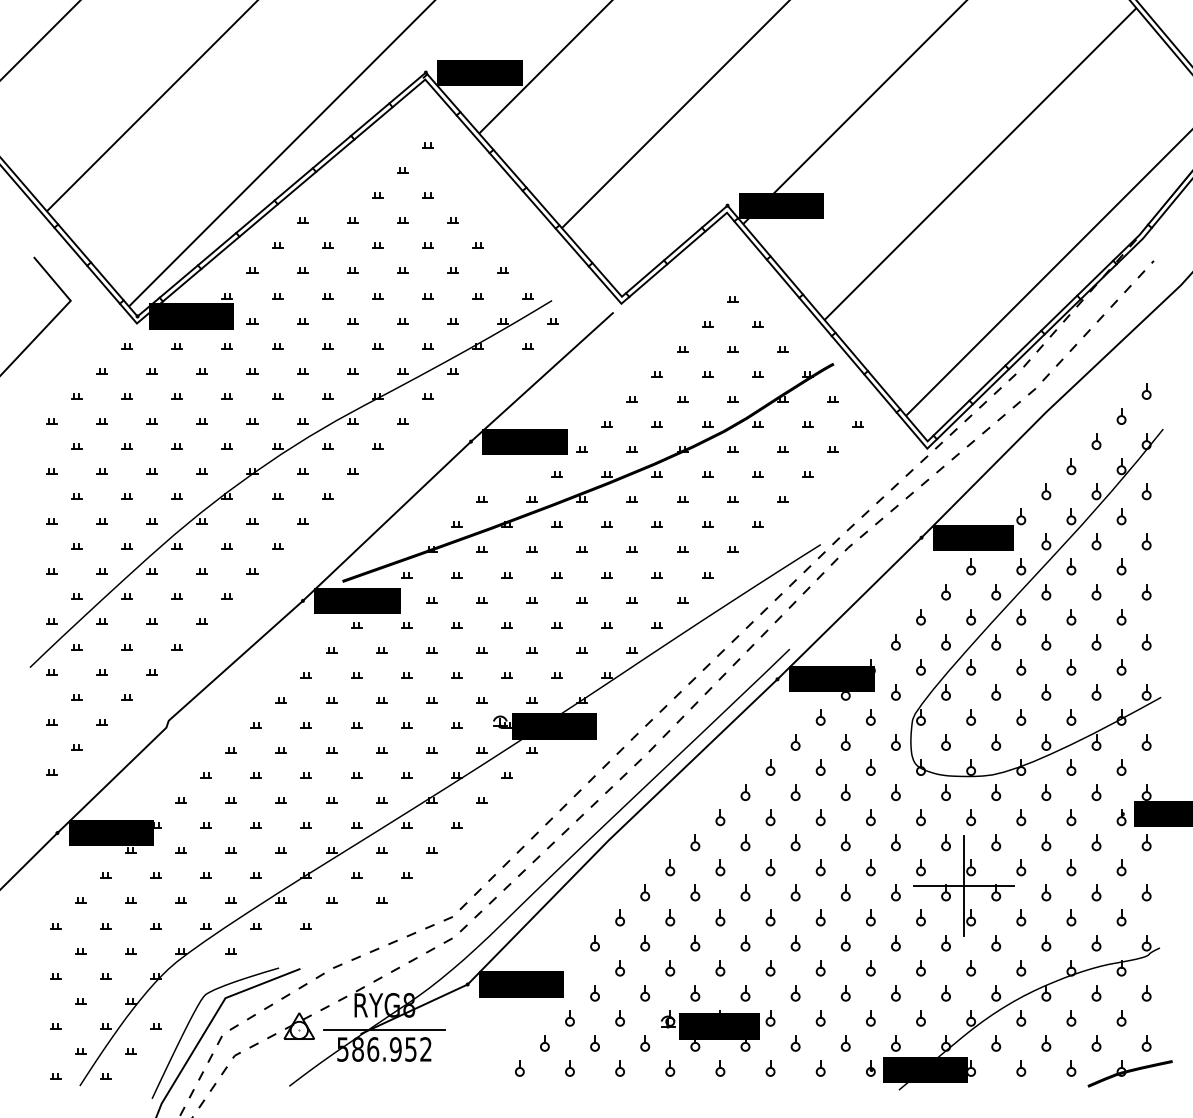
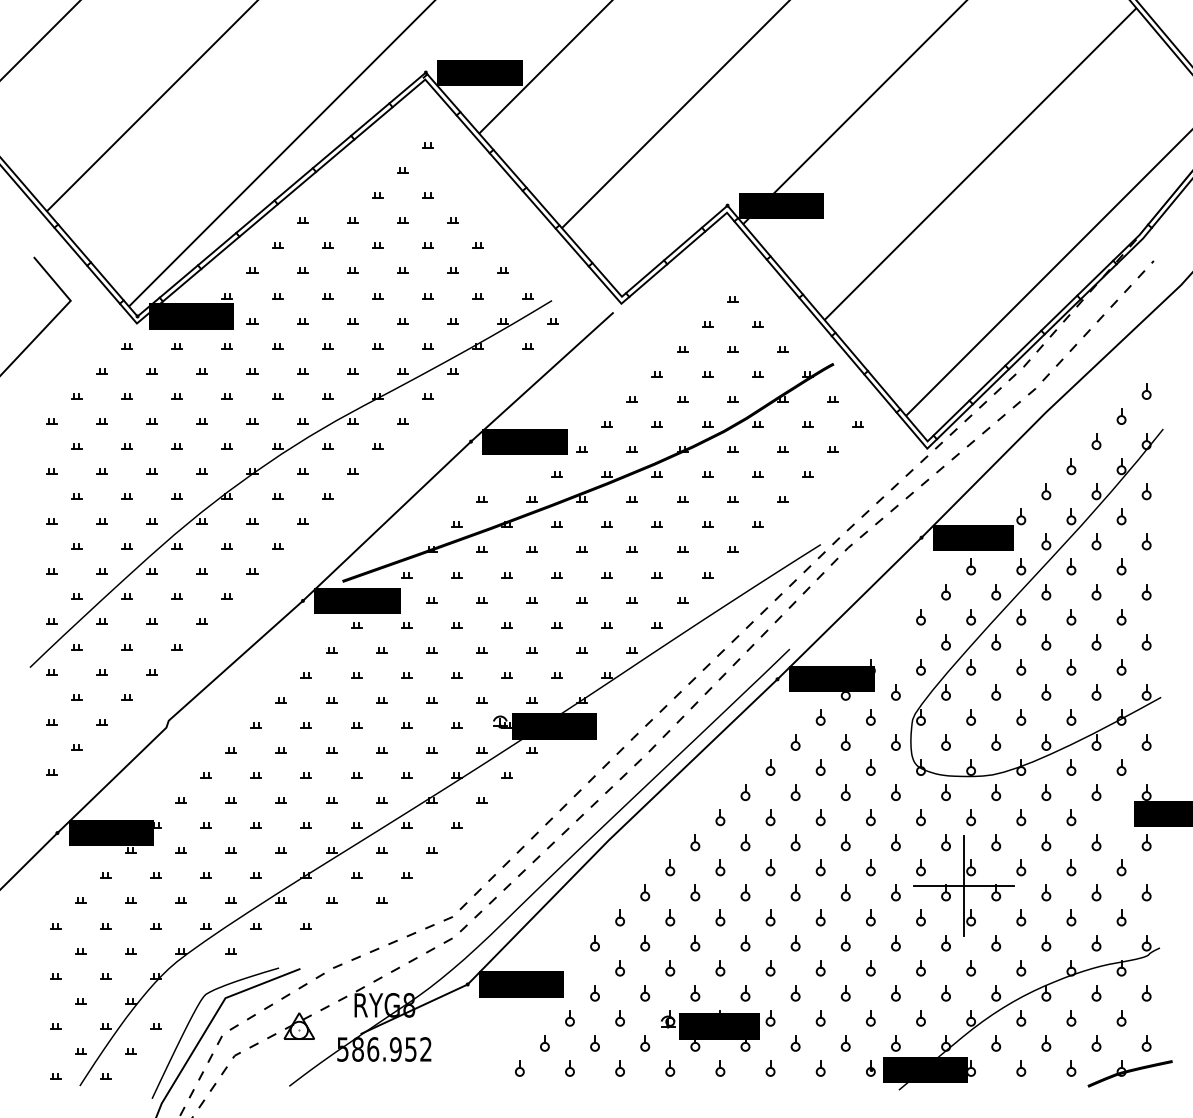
part: present -> none (895, 642)
part: present -> none (1121, 817)
line: present -> none (384, 1030)
